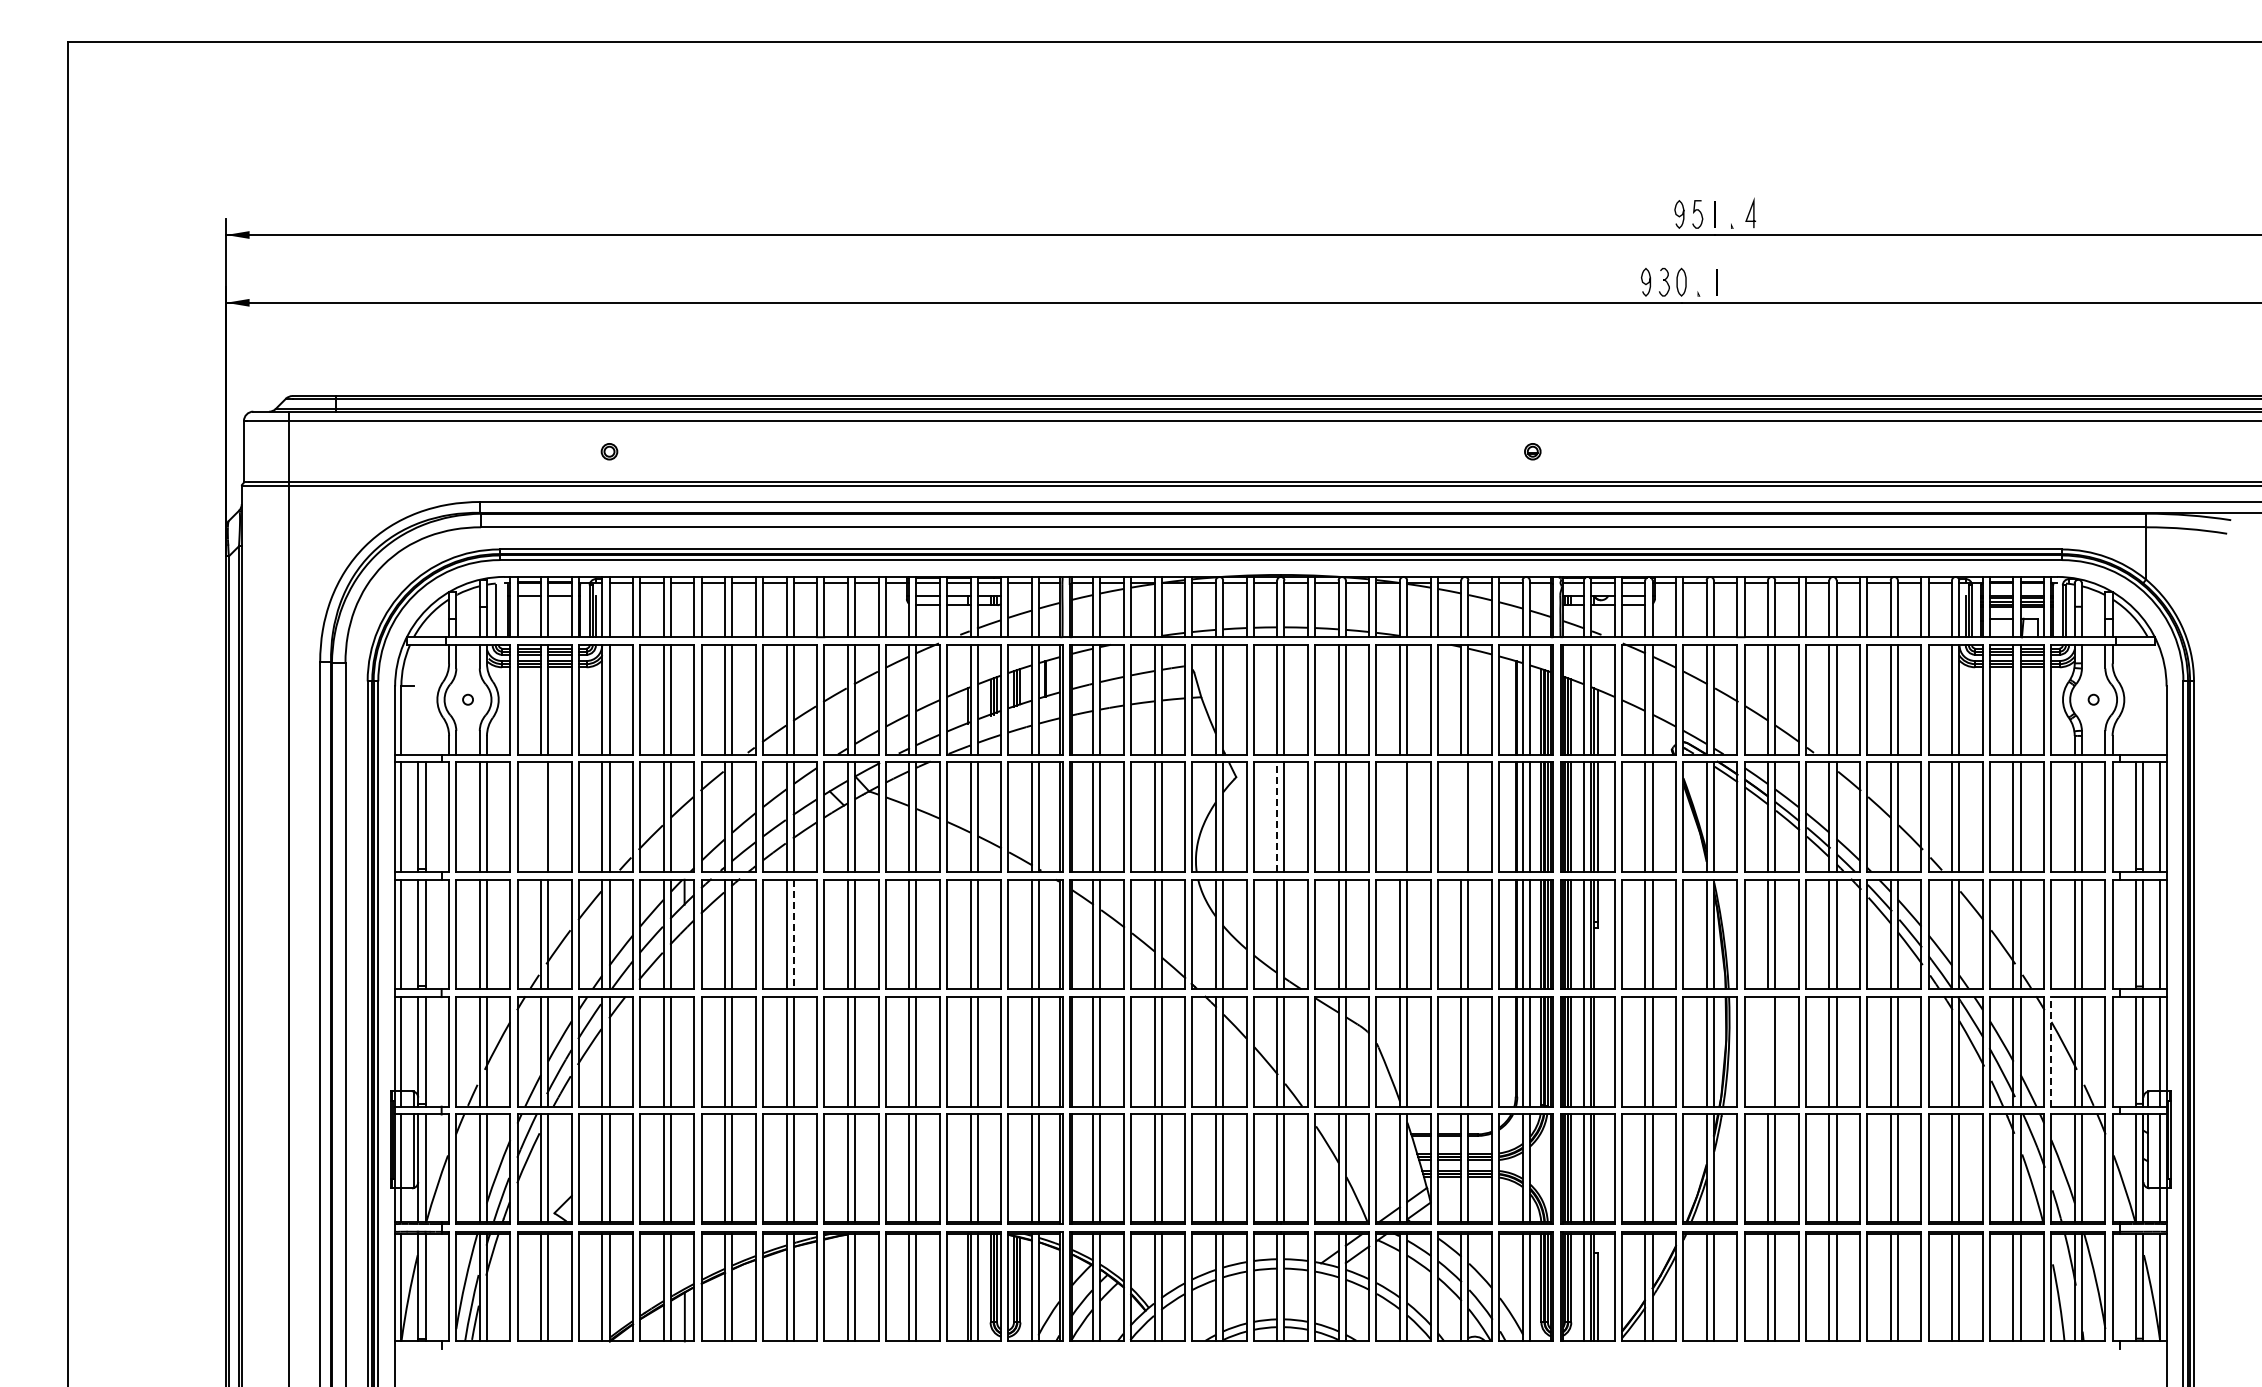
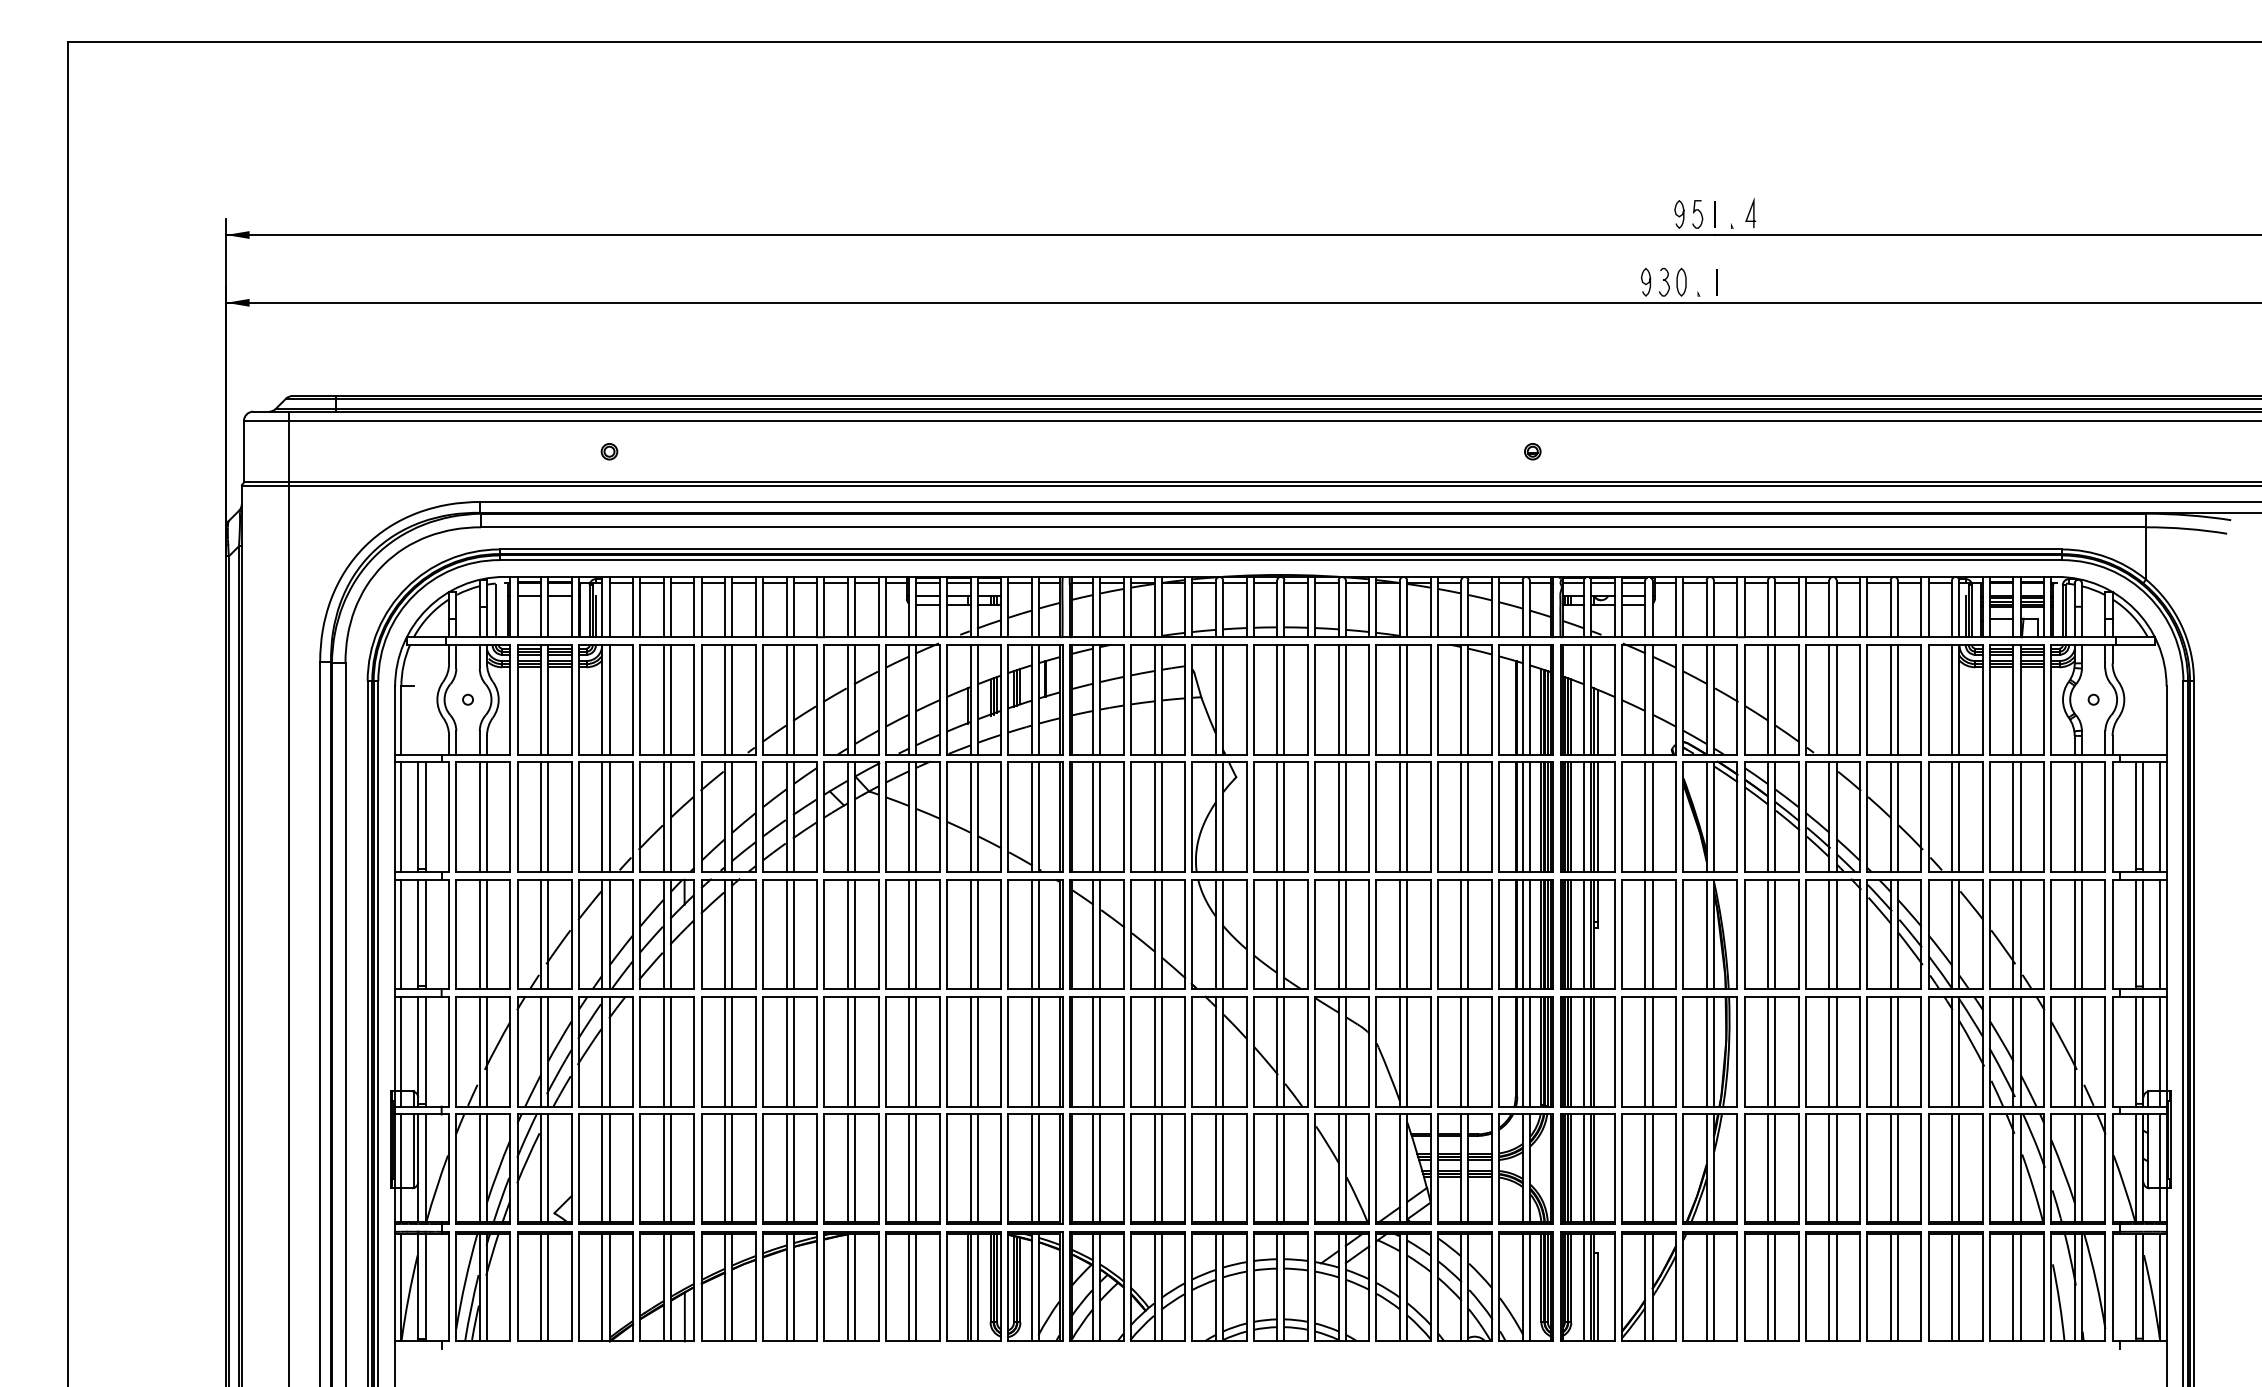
line: none -> present (541, 816)
line: none -> present (1399, 816)
line: none -> present (1461, 816)
line: dashed -> solid (1277, 817)
line: dashed -> solid (793, 934)
line: none -> present (1768, 1051)
line: dashed -> solid (2051, 1051)
